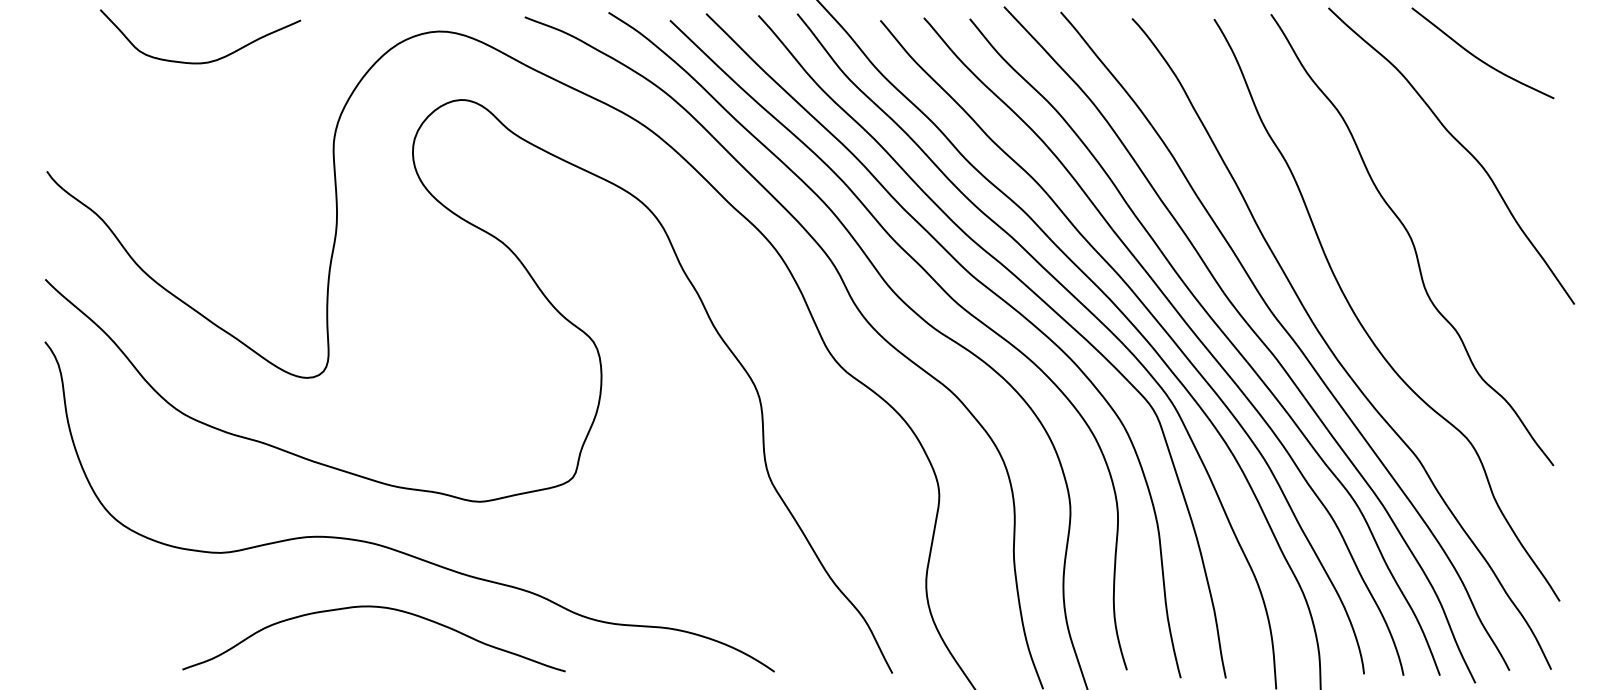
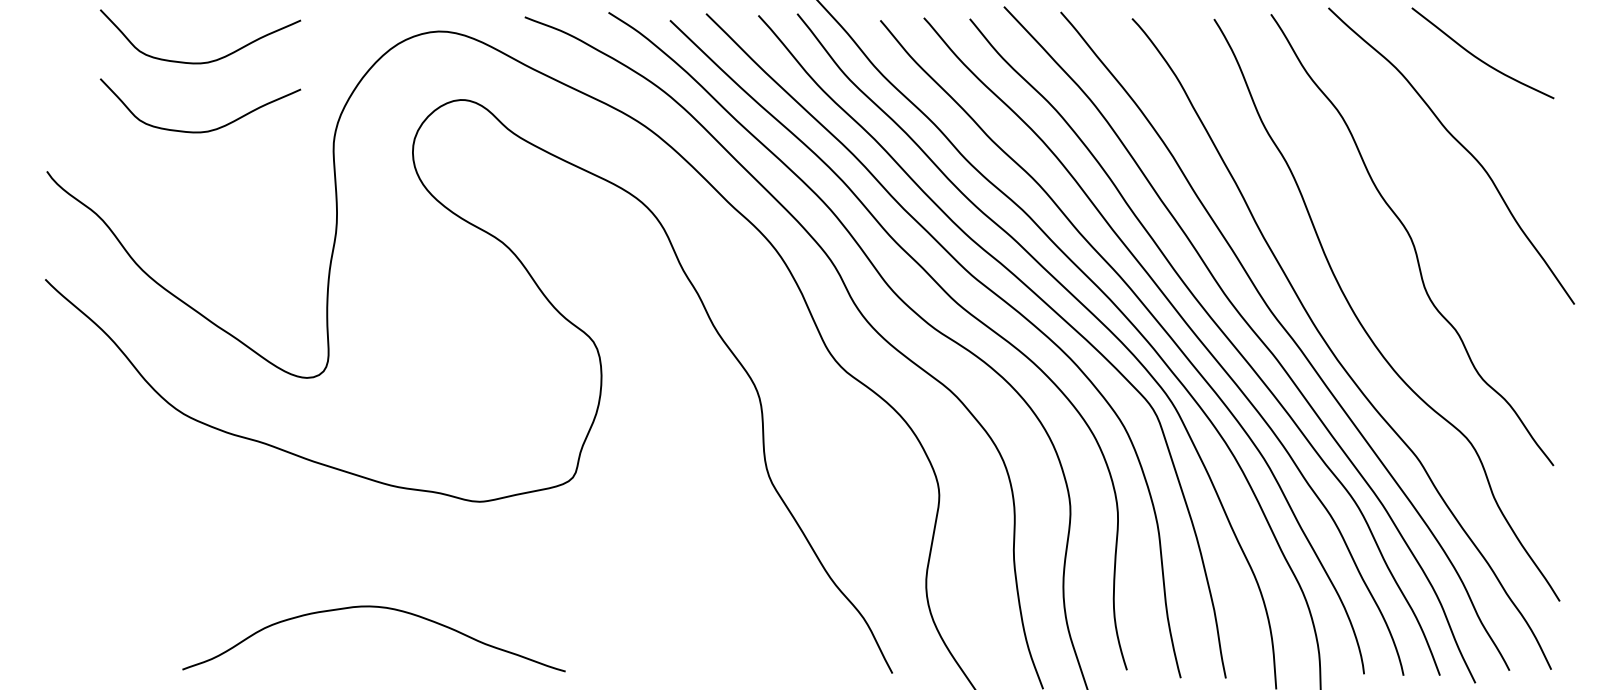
curve: none -> present (206, 130)
curve: present -> none (396, 549)
